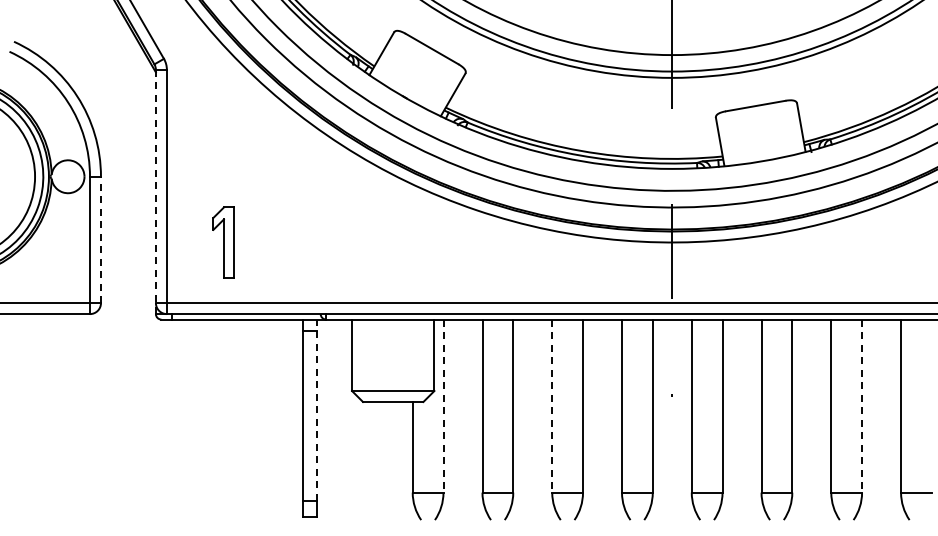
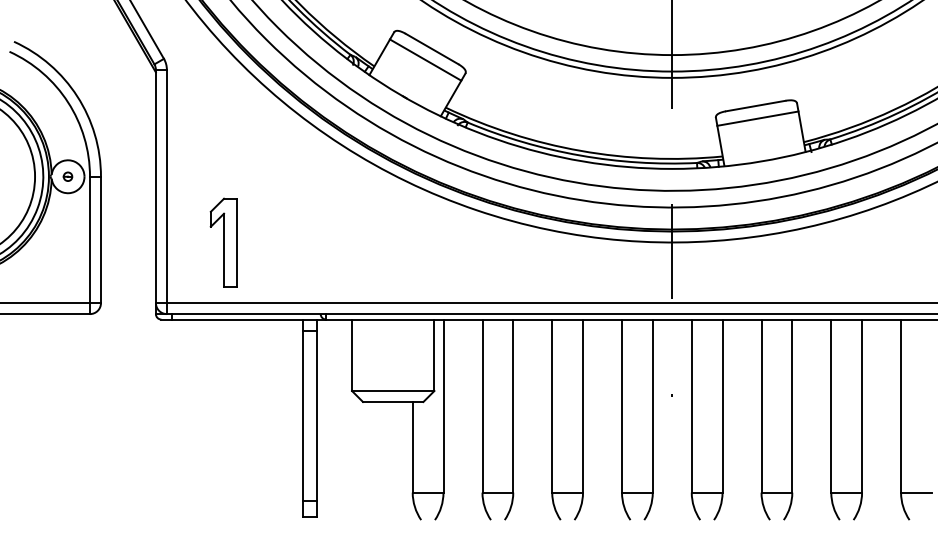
line: none -> present (425, 59)
line: none -> present (757, 118)
part: none -> present (67, 176)
line: dashed -> solid (155, 191)
line: dashed -> solid (100, 239)
part size: 23x73 px -> 29x91 px (223, 242)
line: dashed -> solid (443, 406)
line: dashed -> solid (552, 406)
line: dashed -> solid (862, 406)
line: dashed -> solid (316, 410)
